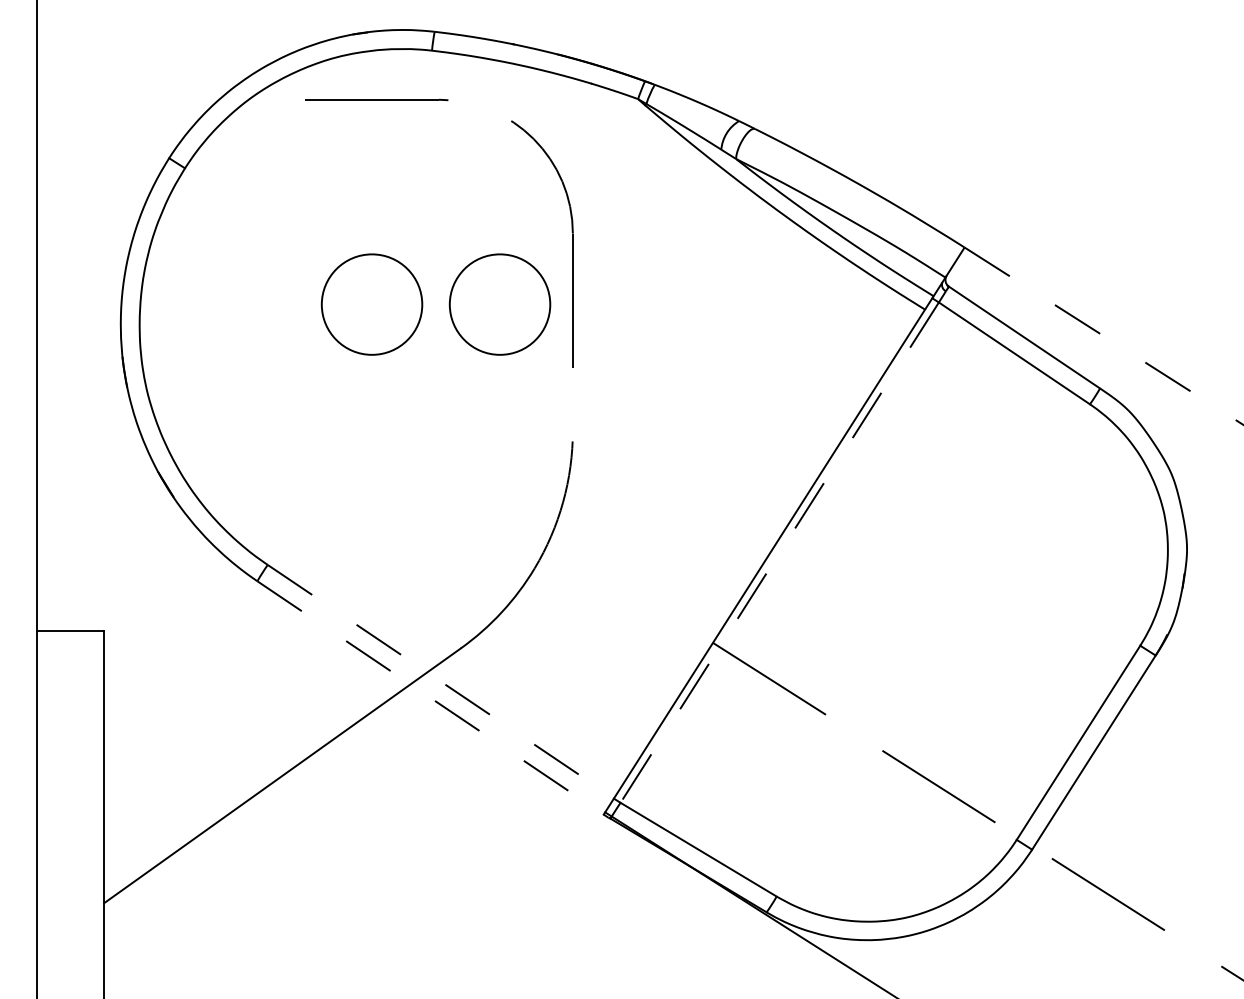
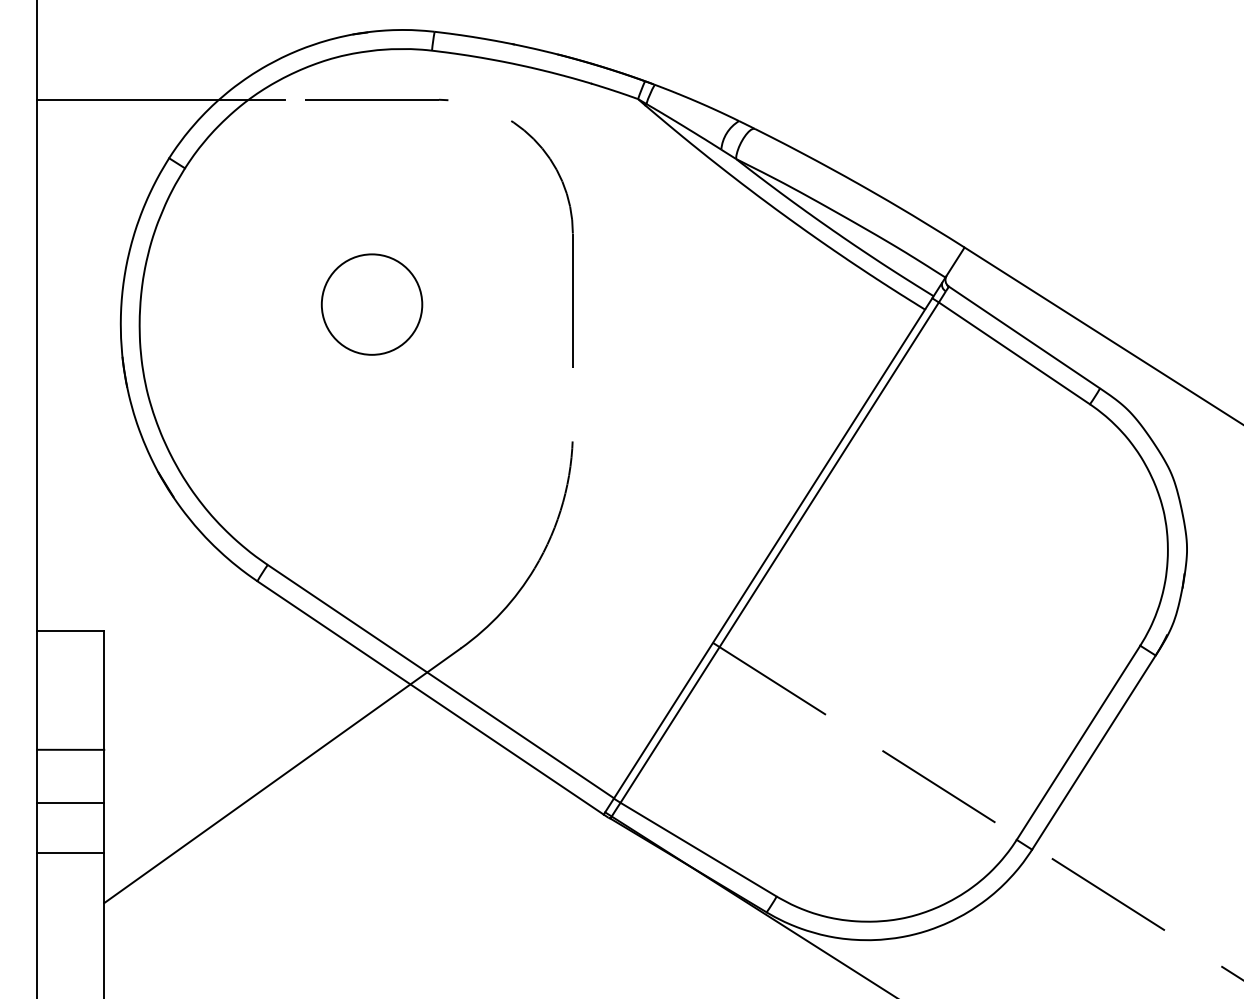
line: none -> present (160, 99)
circle: present -> none (499, 304)
line: dashed -> solid (1104, 336)
line: dashed -> solid (779, 552)
line: dashed -> solid (440, 681)
line: dashed -> solid (430, 697)
line: none -> present (70, 749)
line: none -> present (70, 802)
line: none -> present (70, 853)
